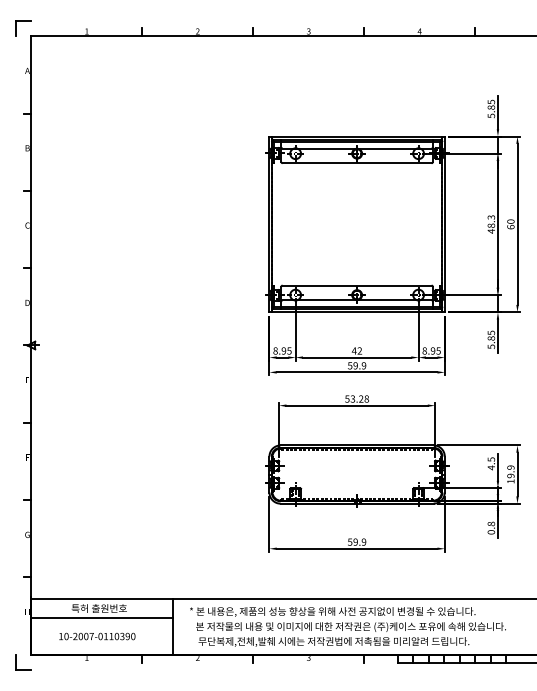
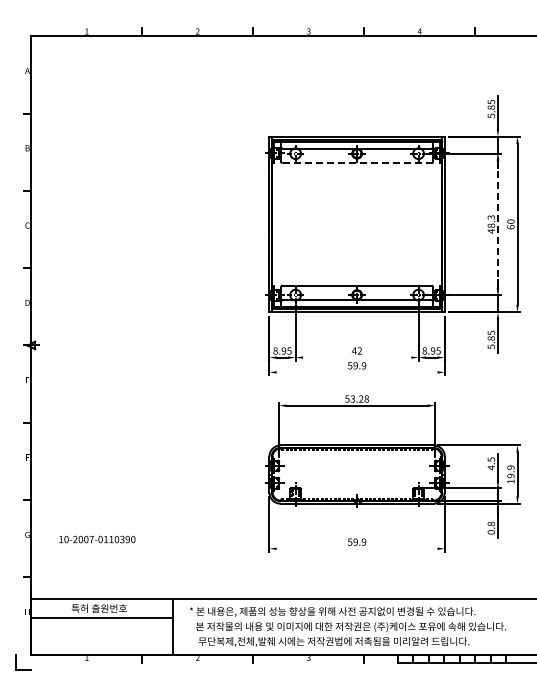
part: present -> none (23, 21)
line: solid -> dashed (357, 163)
line: solid -> dashed (497, 223)
line: present -> none (356, 357)
line: present -> none (356, 372)
line: present -> none (356, 548)
text position: (97, 636) -> (97, 539) (97, 539)
